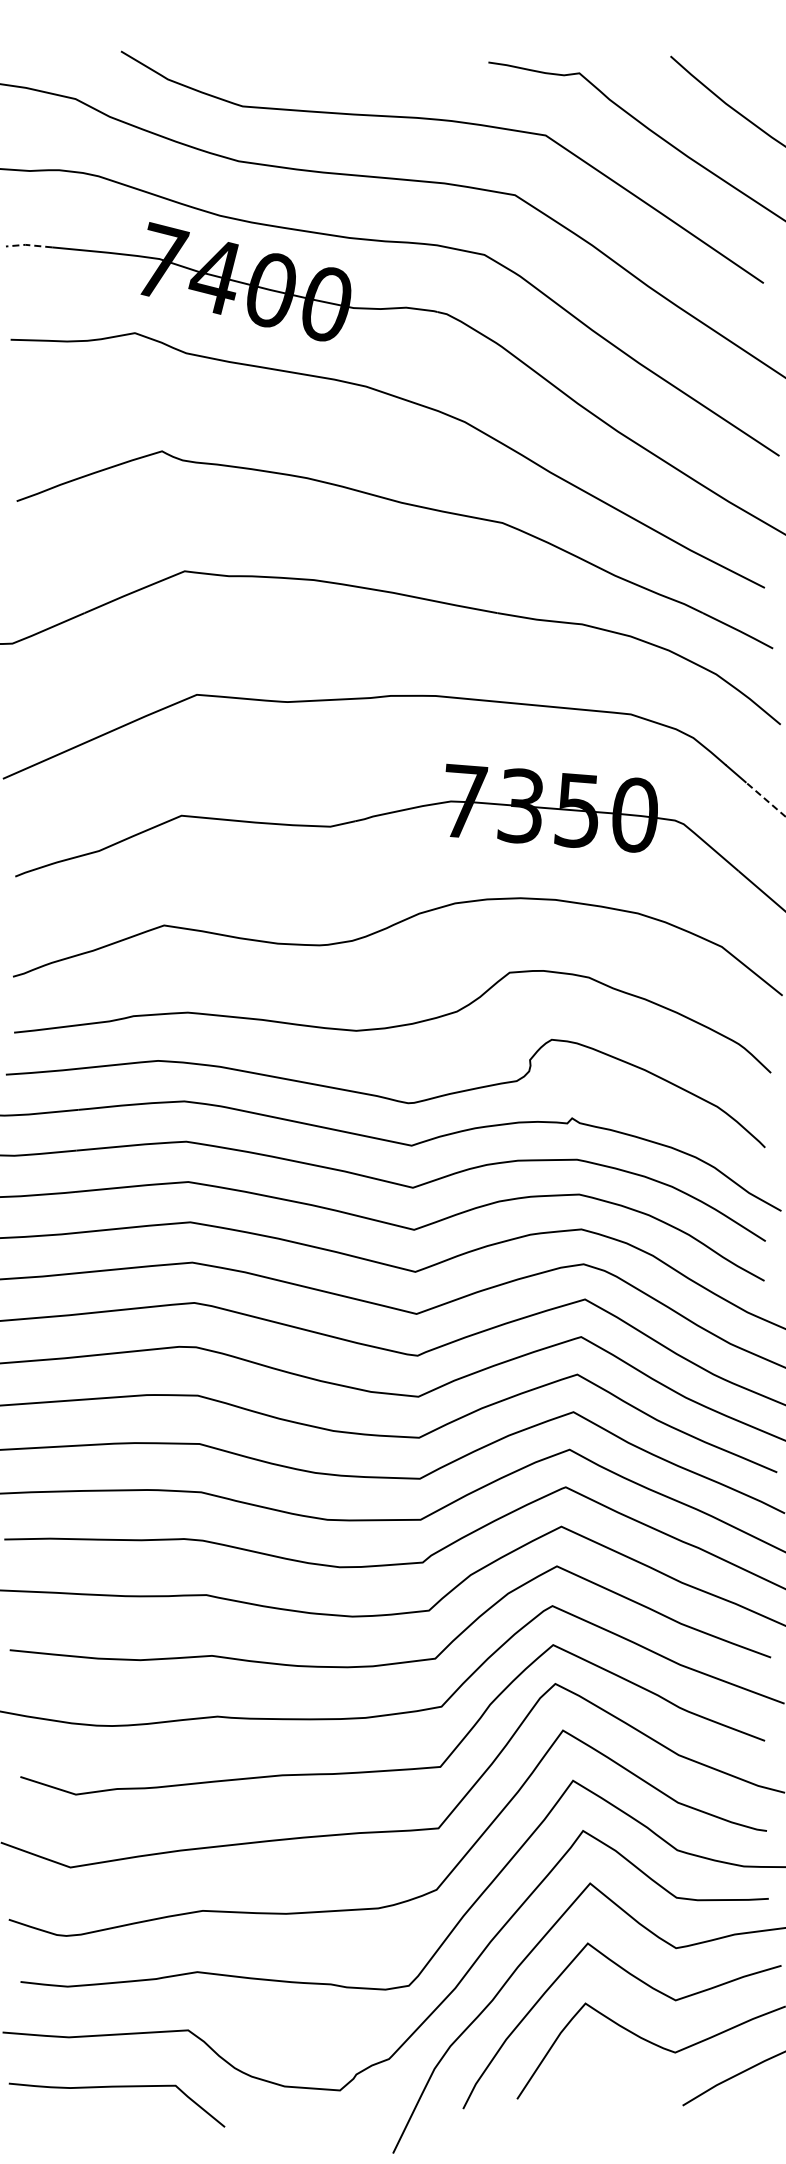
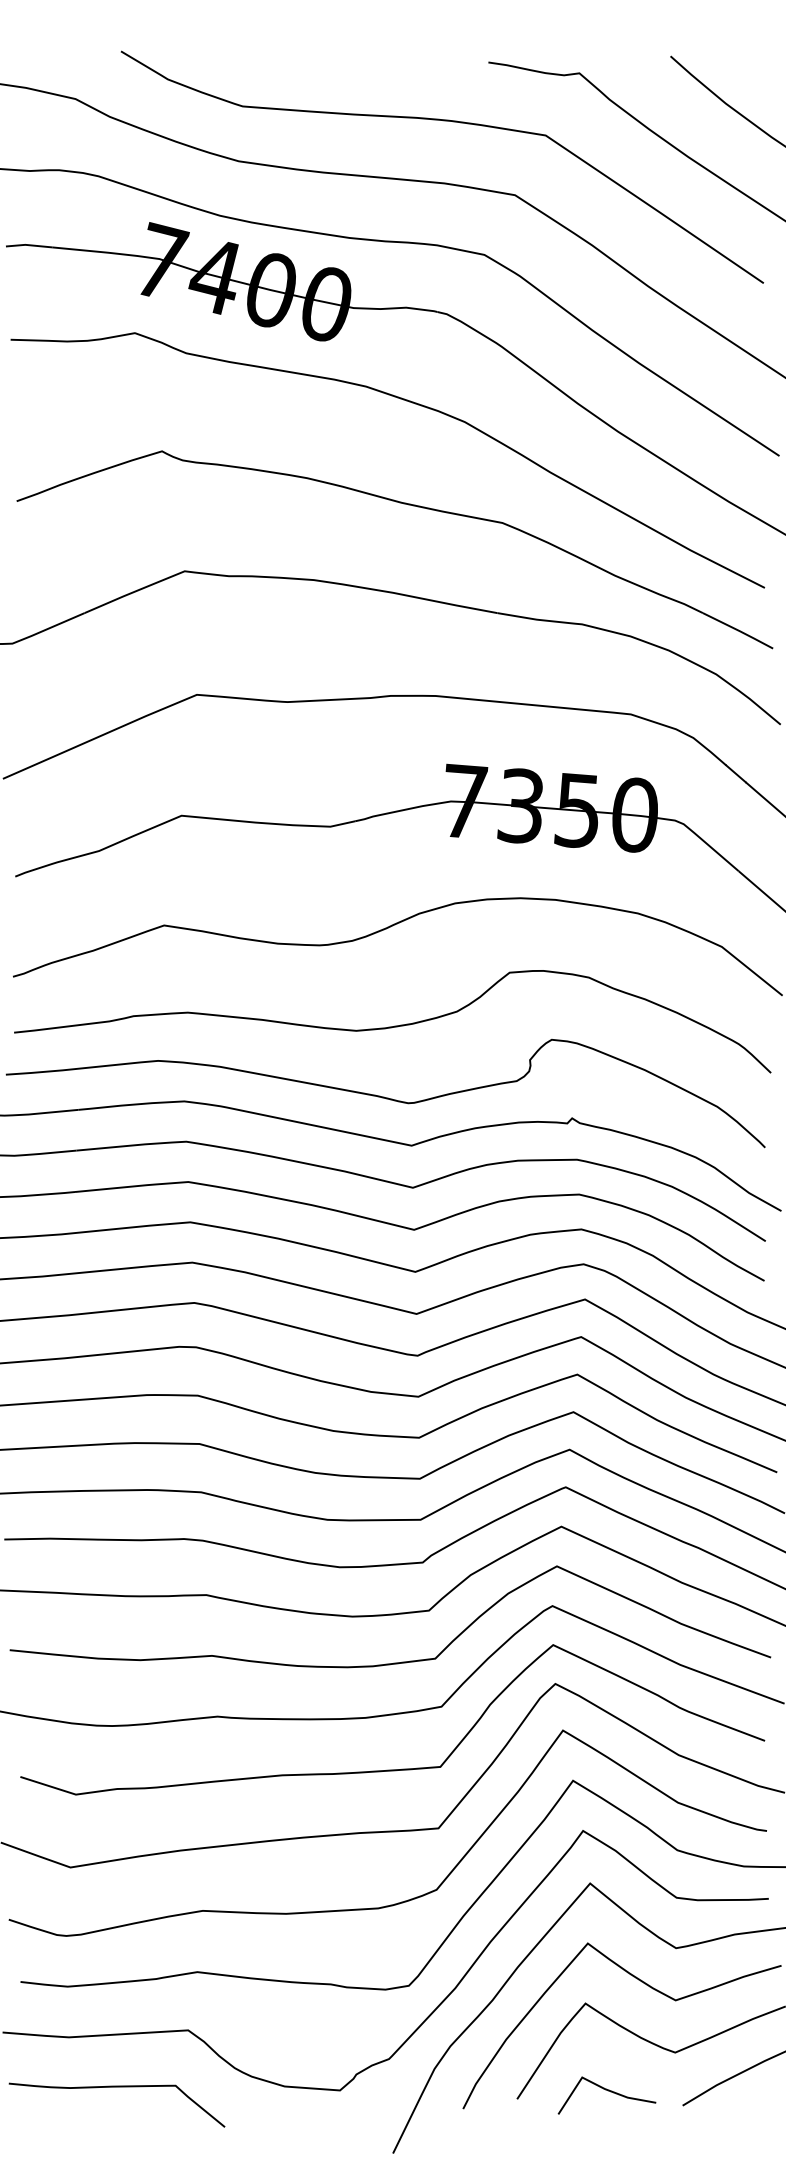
line: dashed -> solid (28, 245)
line: dashed -> solid (765, 799)
line: none -> present (608, 2091)
